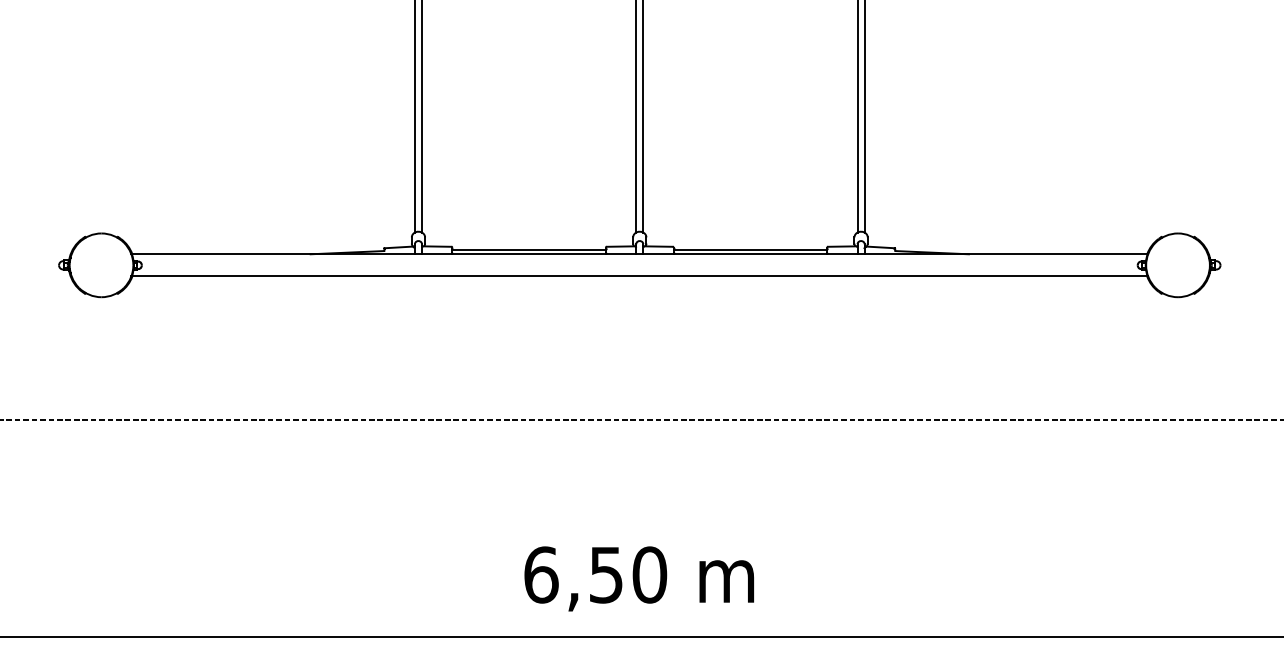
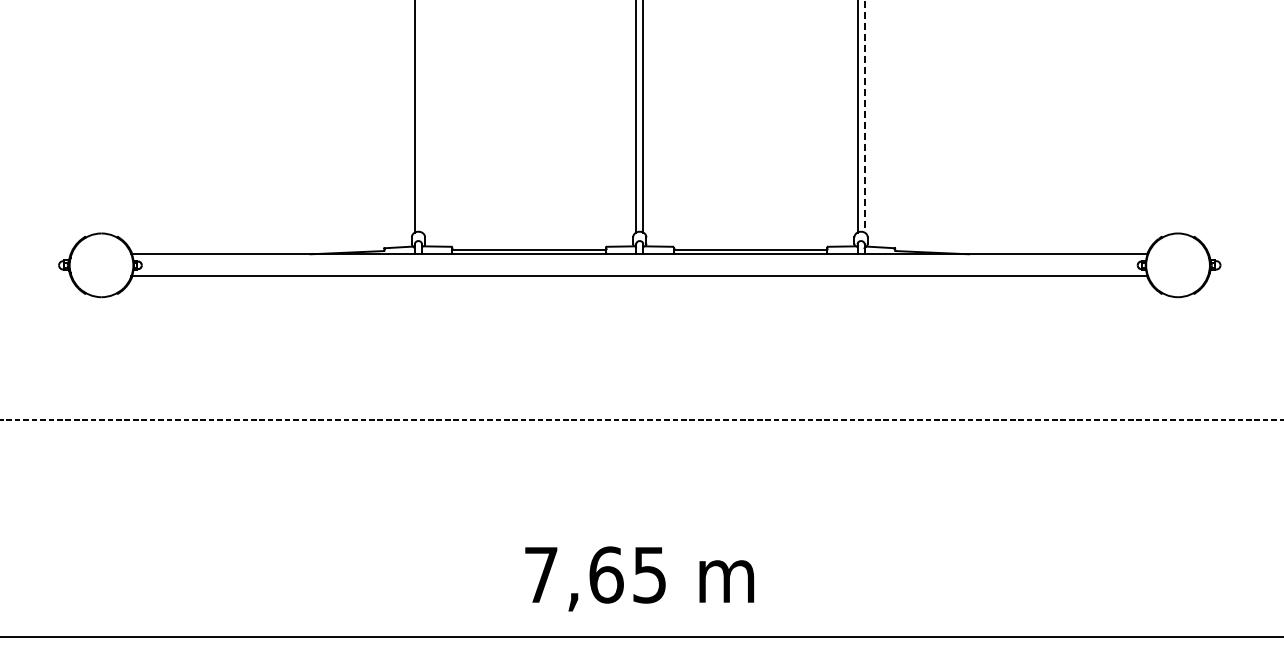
line: solid -> dashed (864, 116)
line: present -> none (422, 117)
text: 6,50 -> 7,65 (595, 574)
